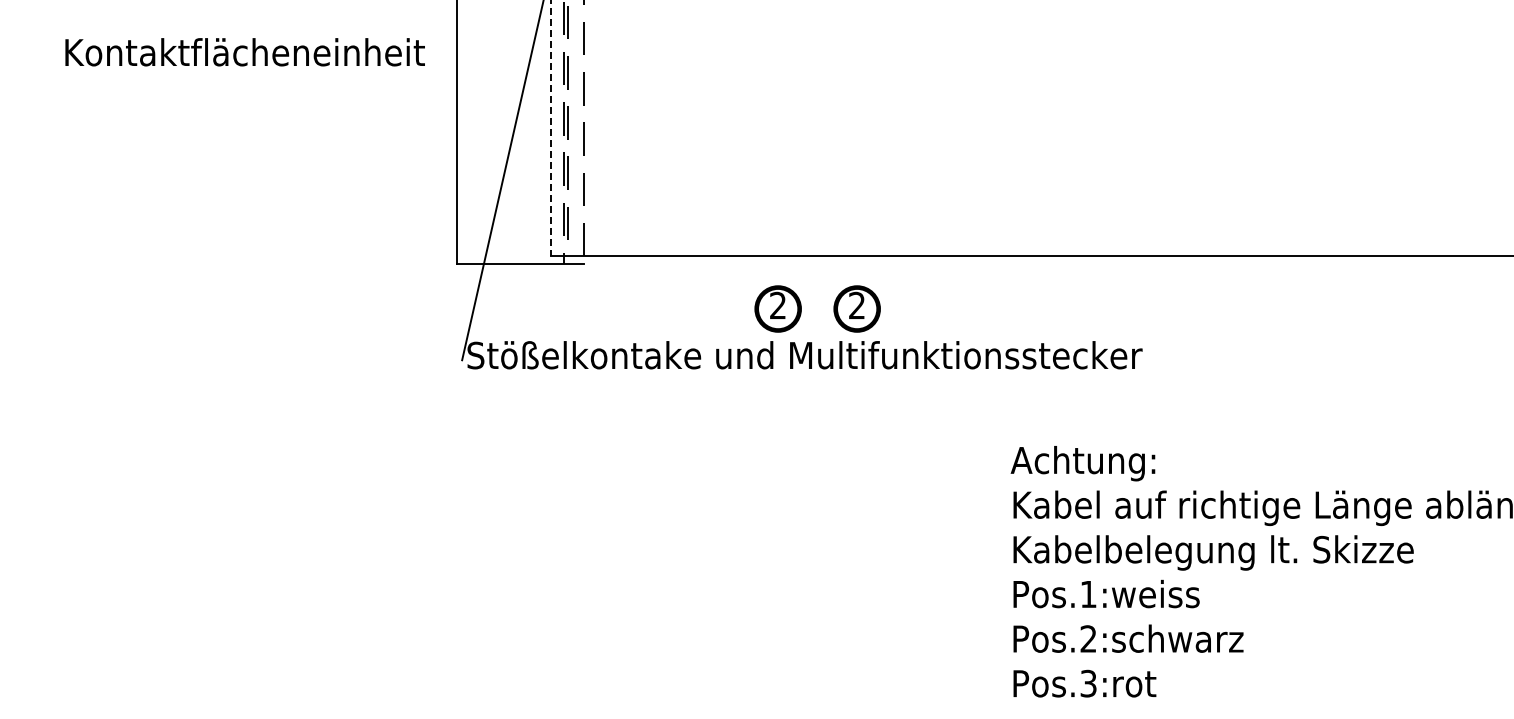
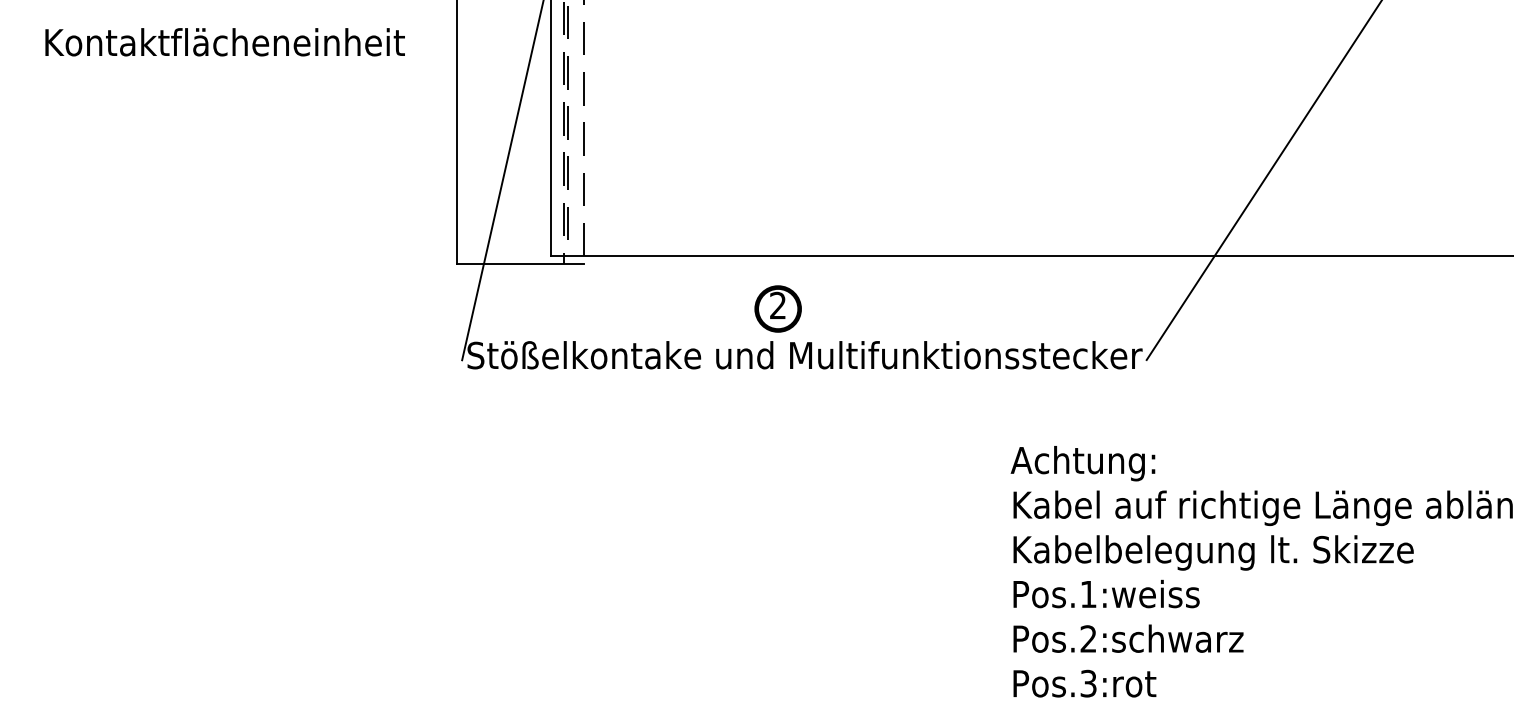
text position: (244, 52) -> (224, 42) (224, 42)
line: dashed -> solid (550, 128)
line: none -> present (1263, 181)
part: present -> none (856, 308)
